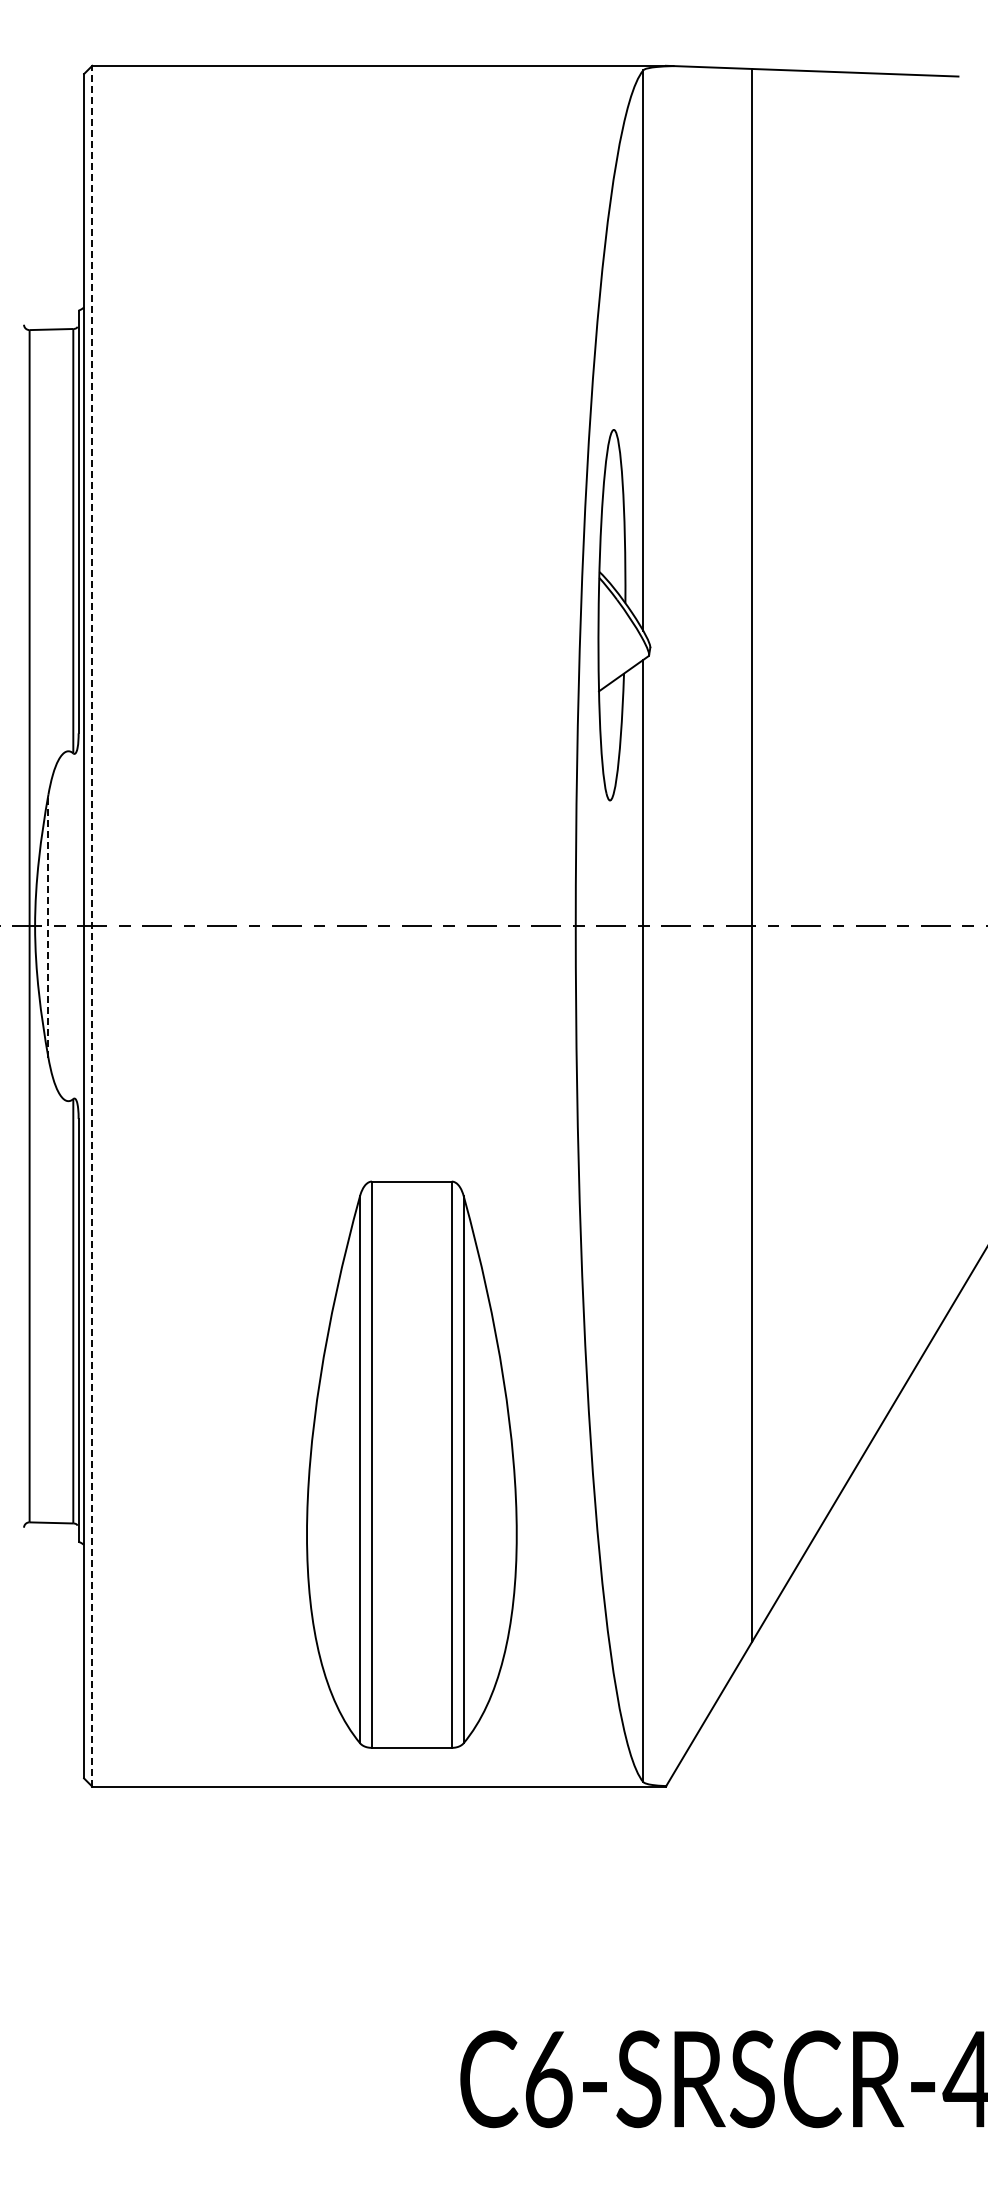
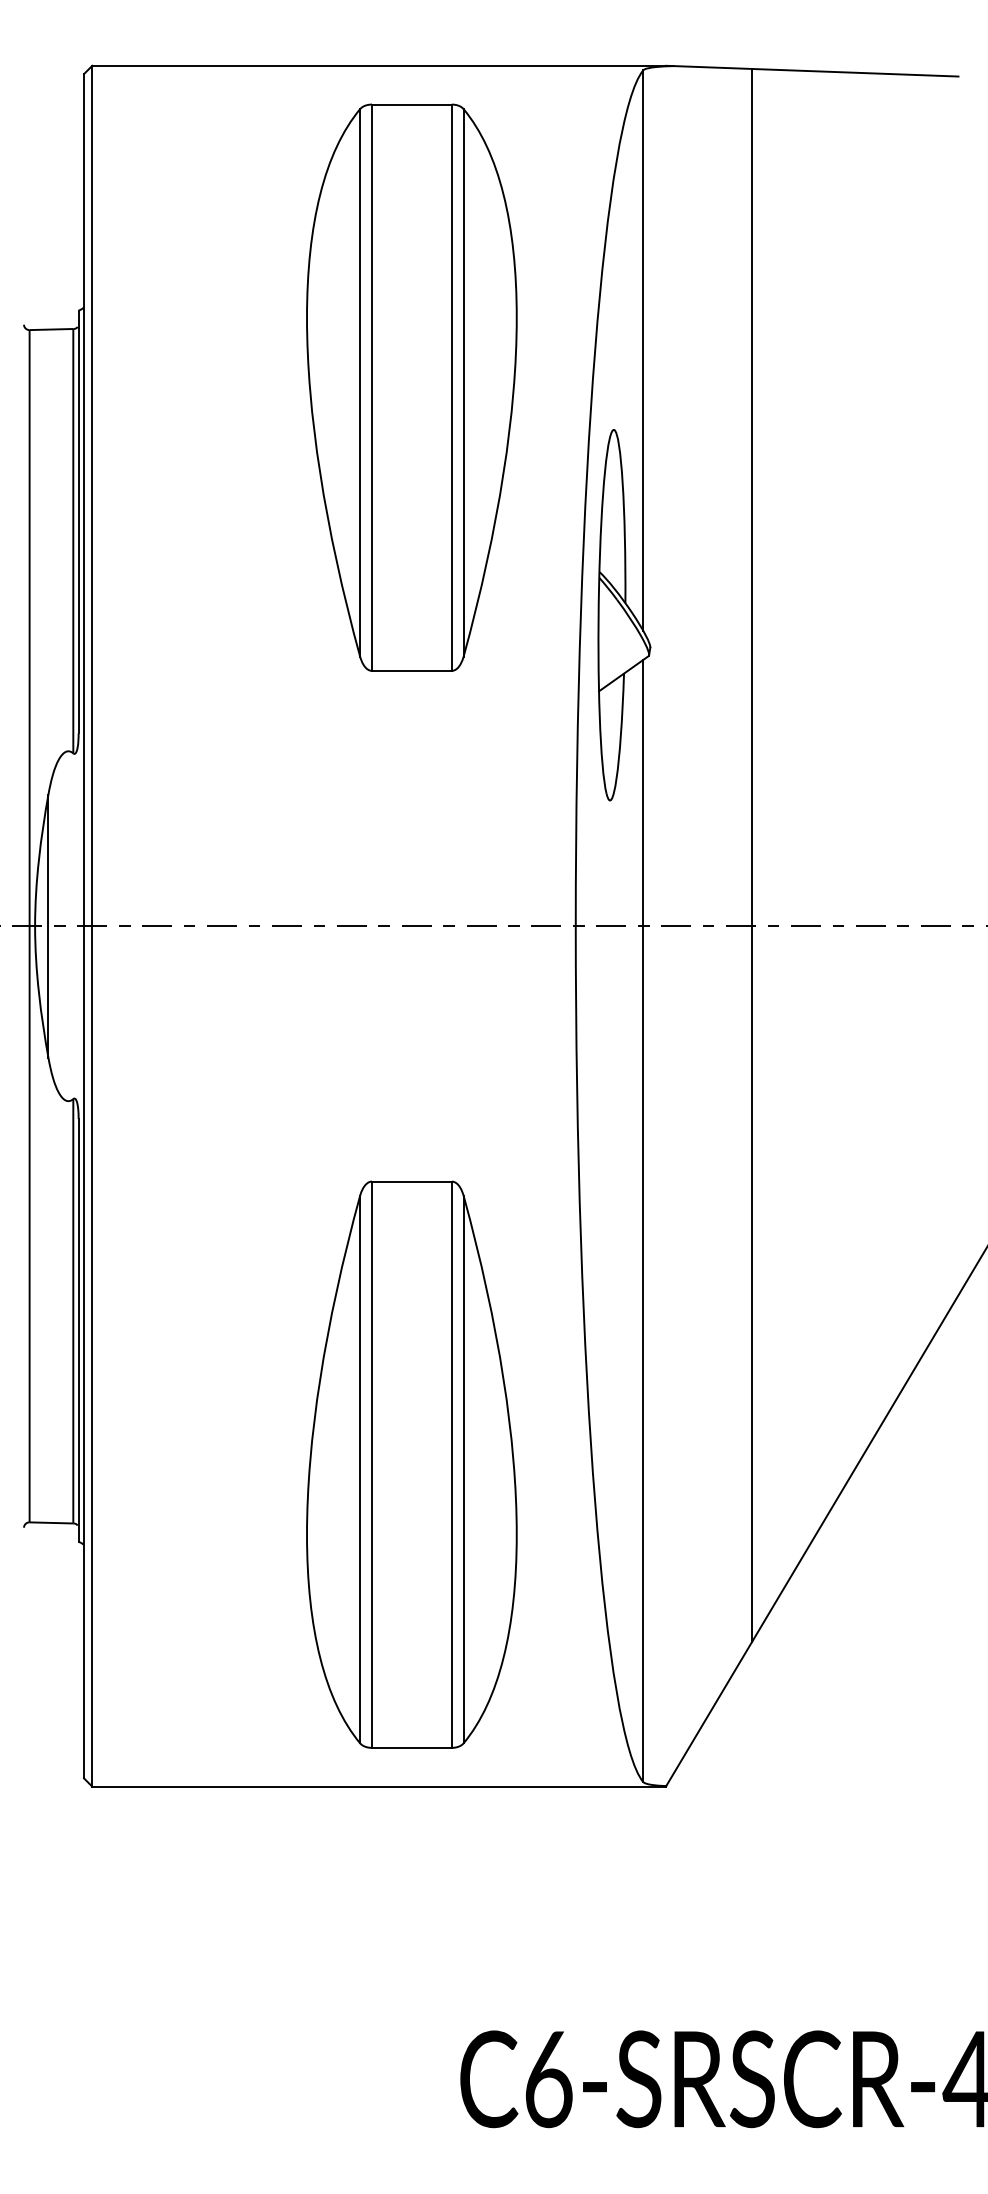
part: none -> present (411, 387)
line: dashed -> solid (48, 925)
line: dashed -> solid (92, 925)
